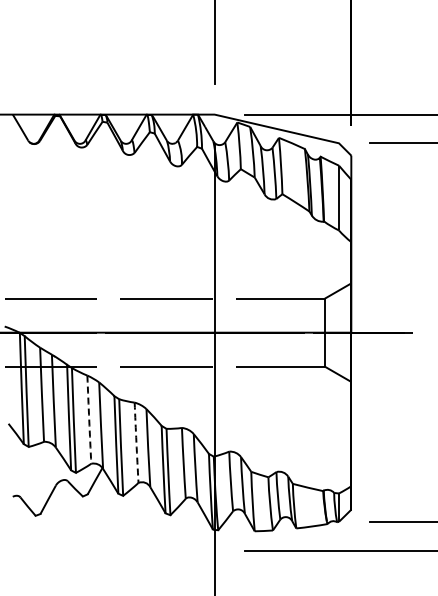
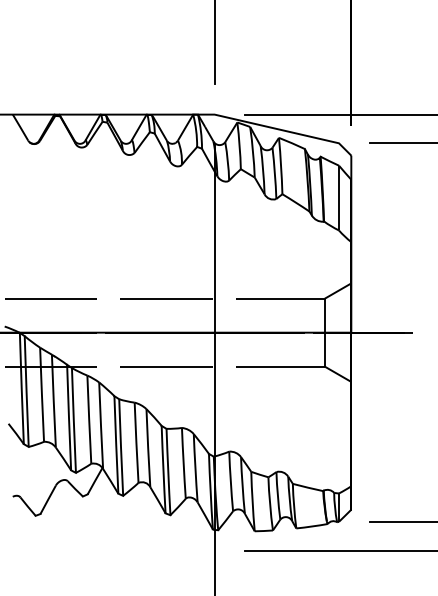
arc: dashed -> solid (89, 419)
arc: dashed -> solid (136, 442)
